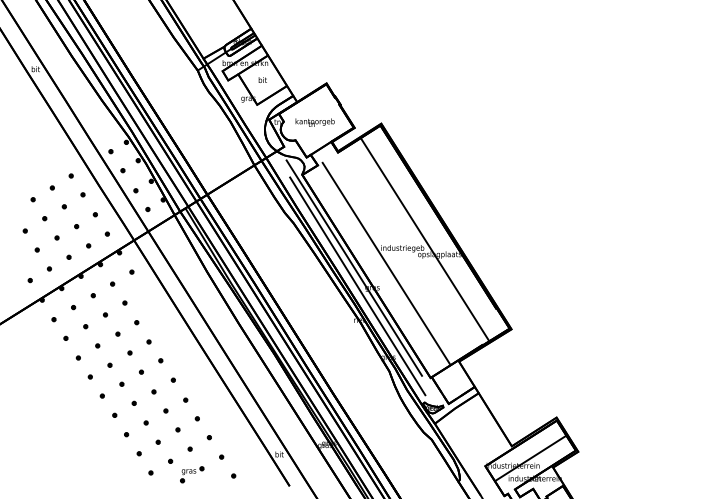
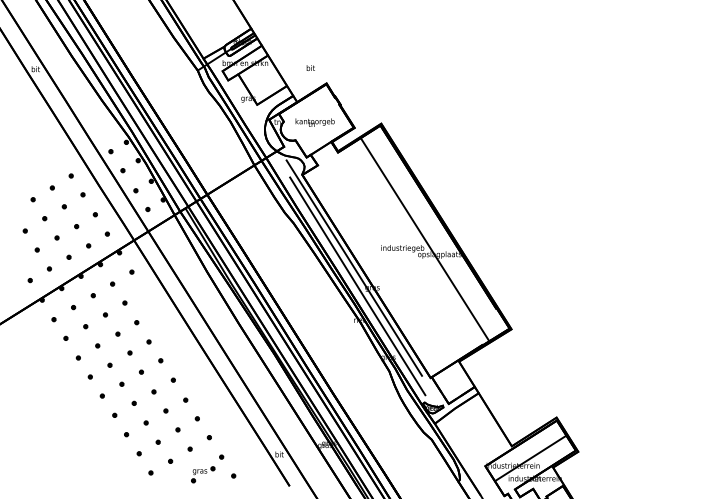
text position: (262, 79) -> (310, 67) (310, 67)
line: present -> none (386, 263)
part position: (192, 474) -> (203, 474) (203, 474)
